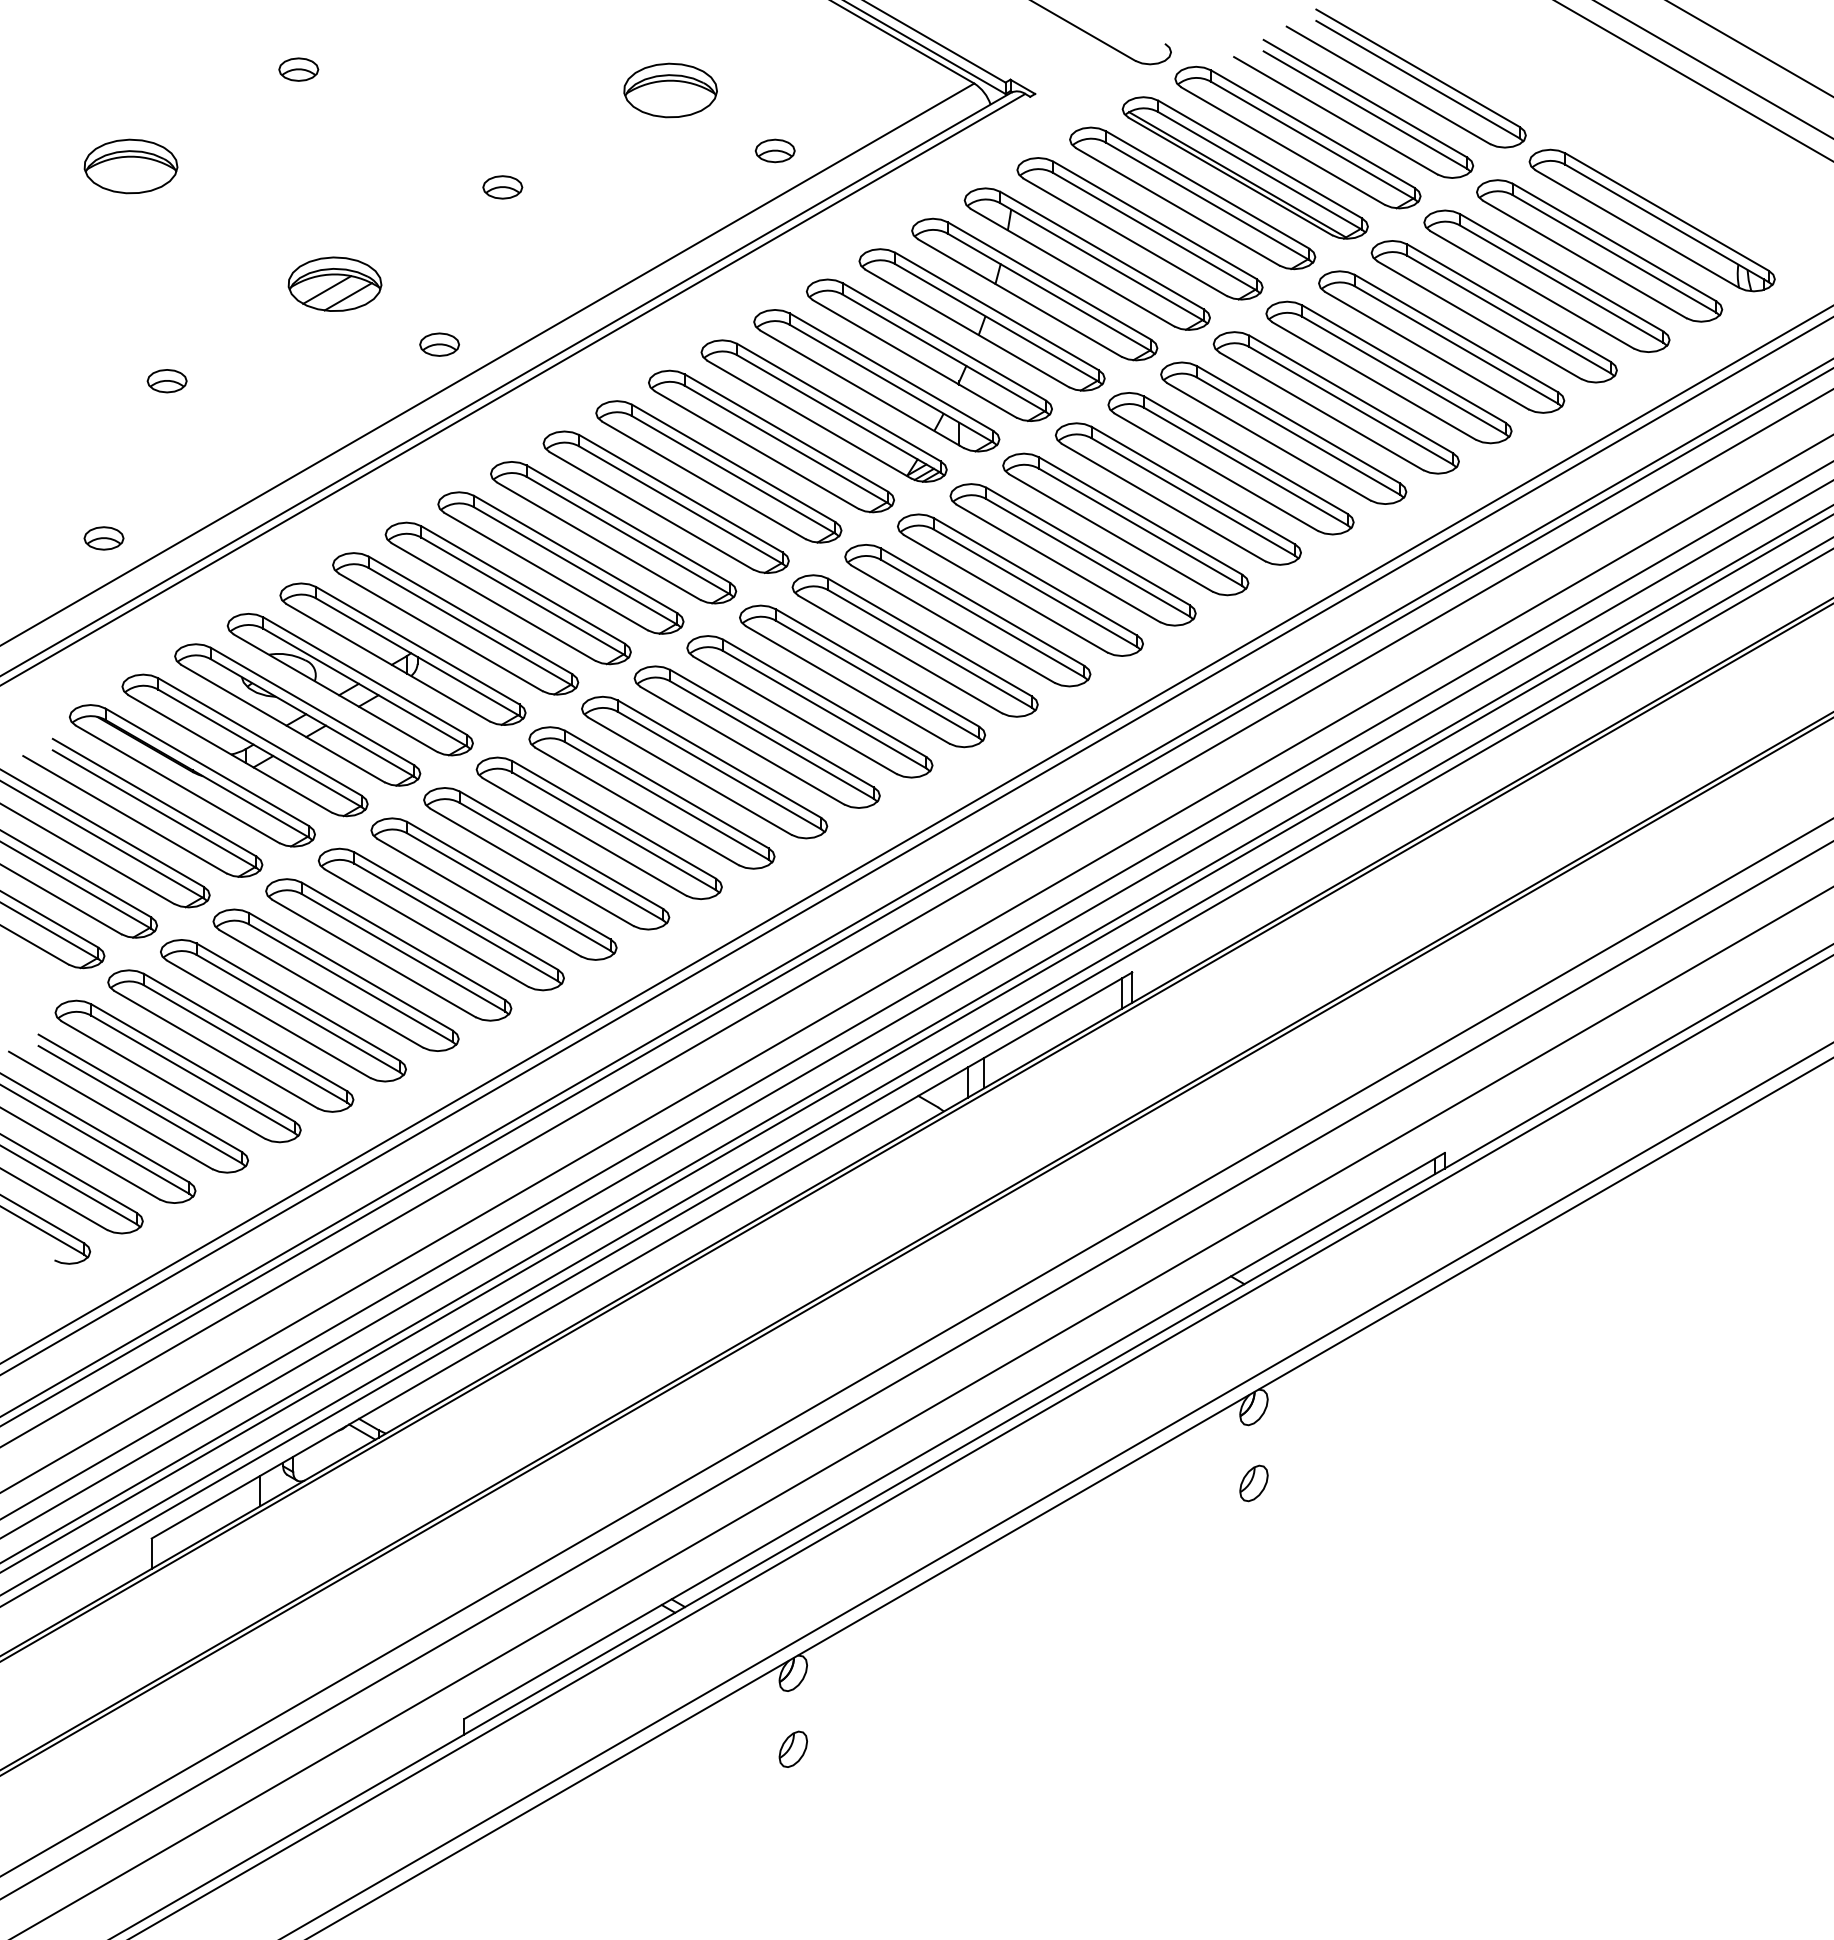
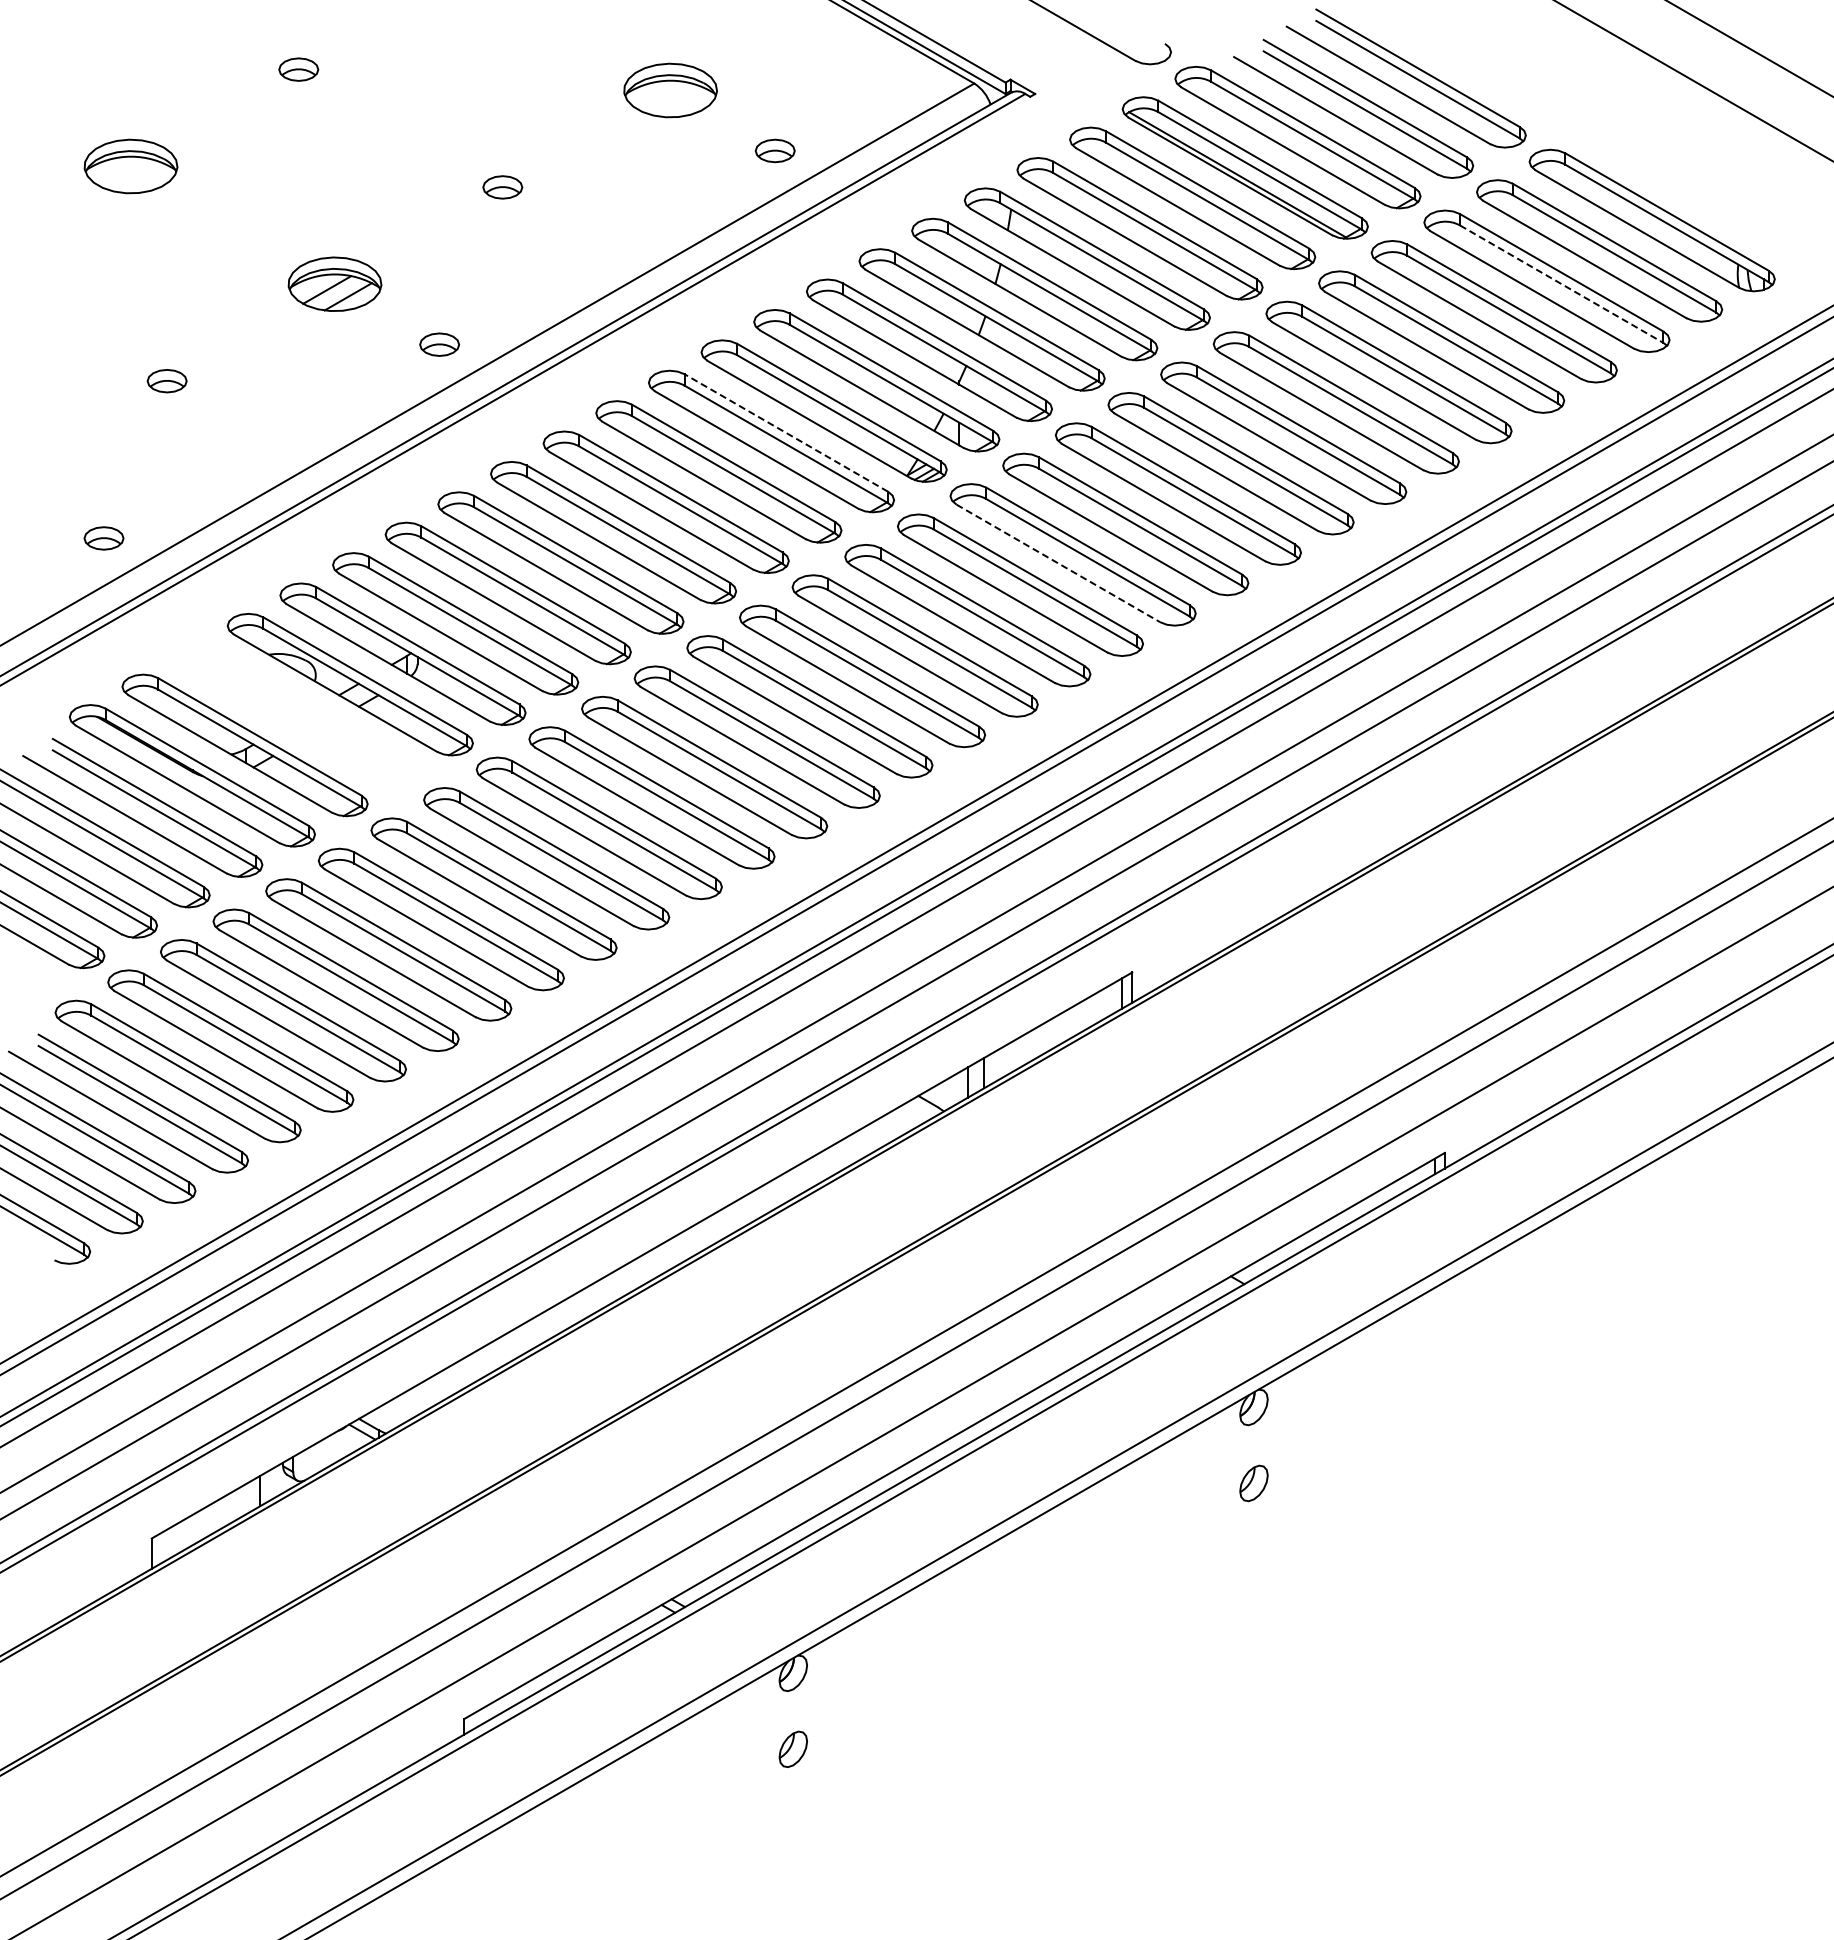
line: present -> none (1713, 69)
line: solid -> dashed (1562, 284)
line: solid -> dashed (785, 432)
line: solid -> dashed (1058, 563)
part: present -> none (297, 714)
line: present -> none (916, 1009)
line: present -> none (916, 1066)
line: present -> none (916, 1077)
